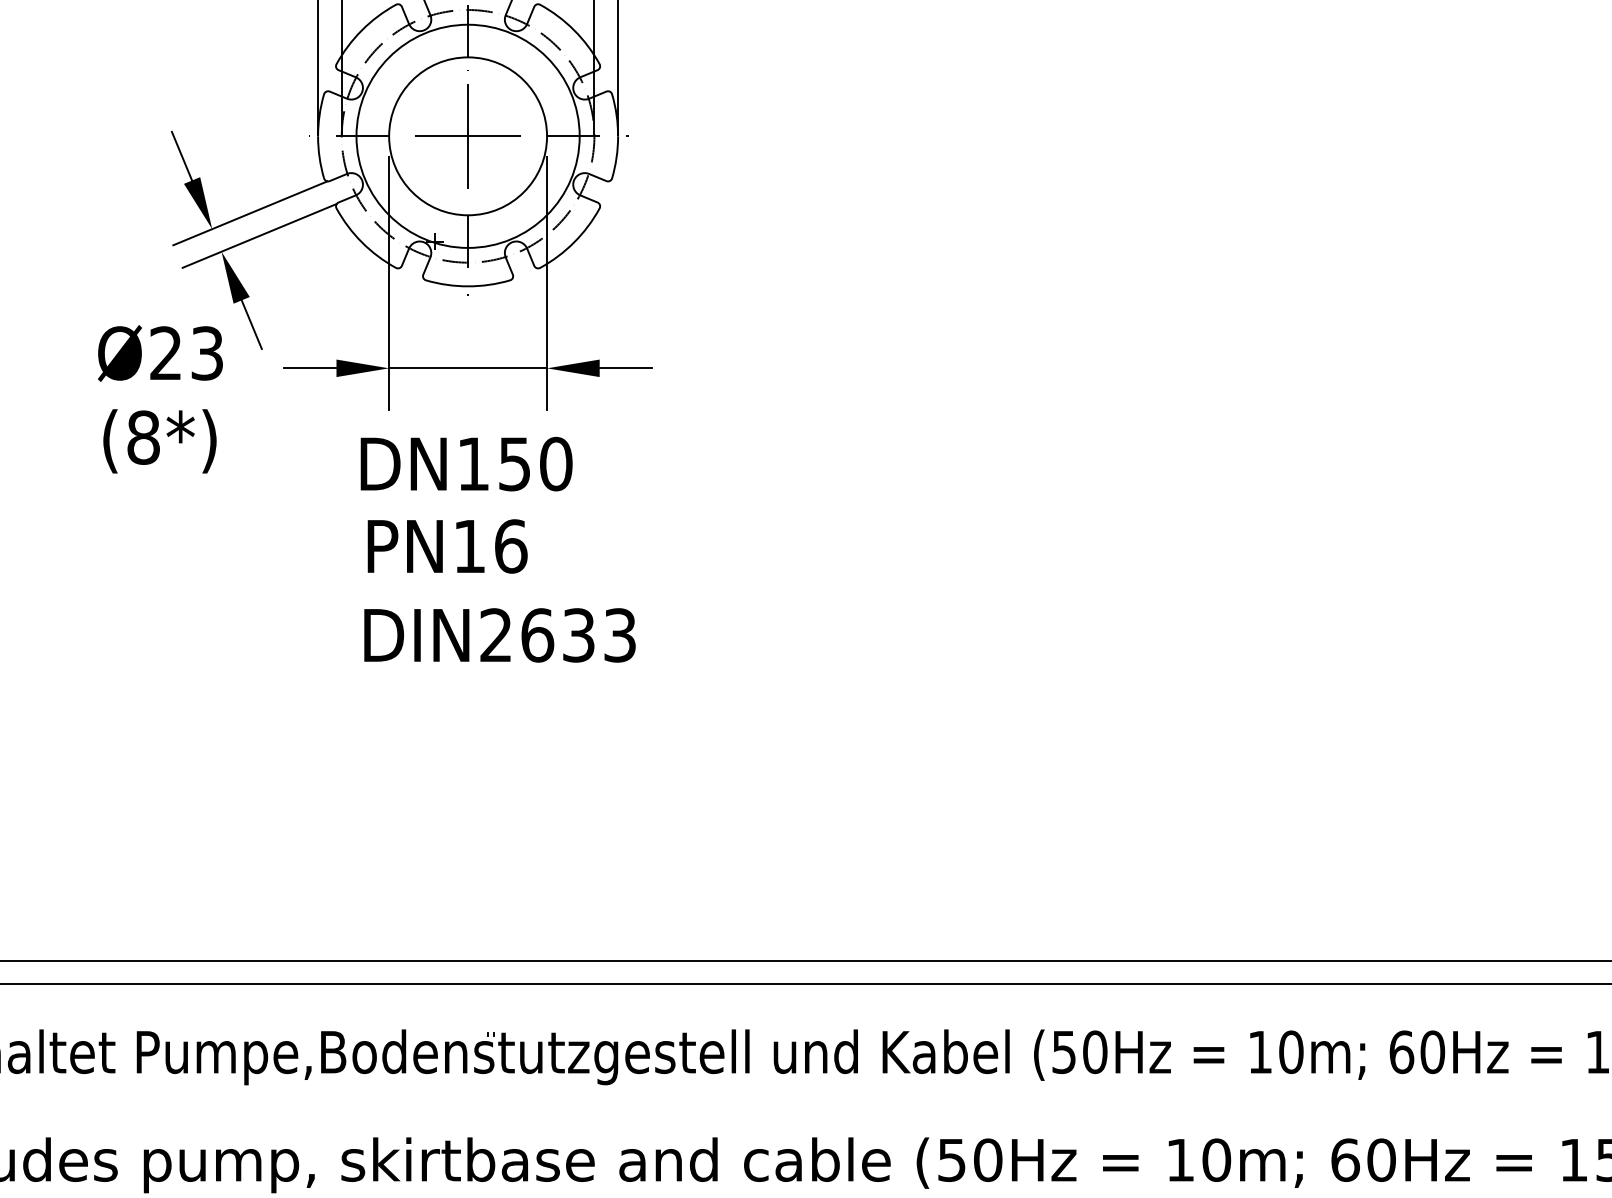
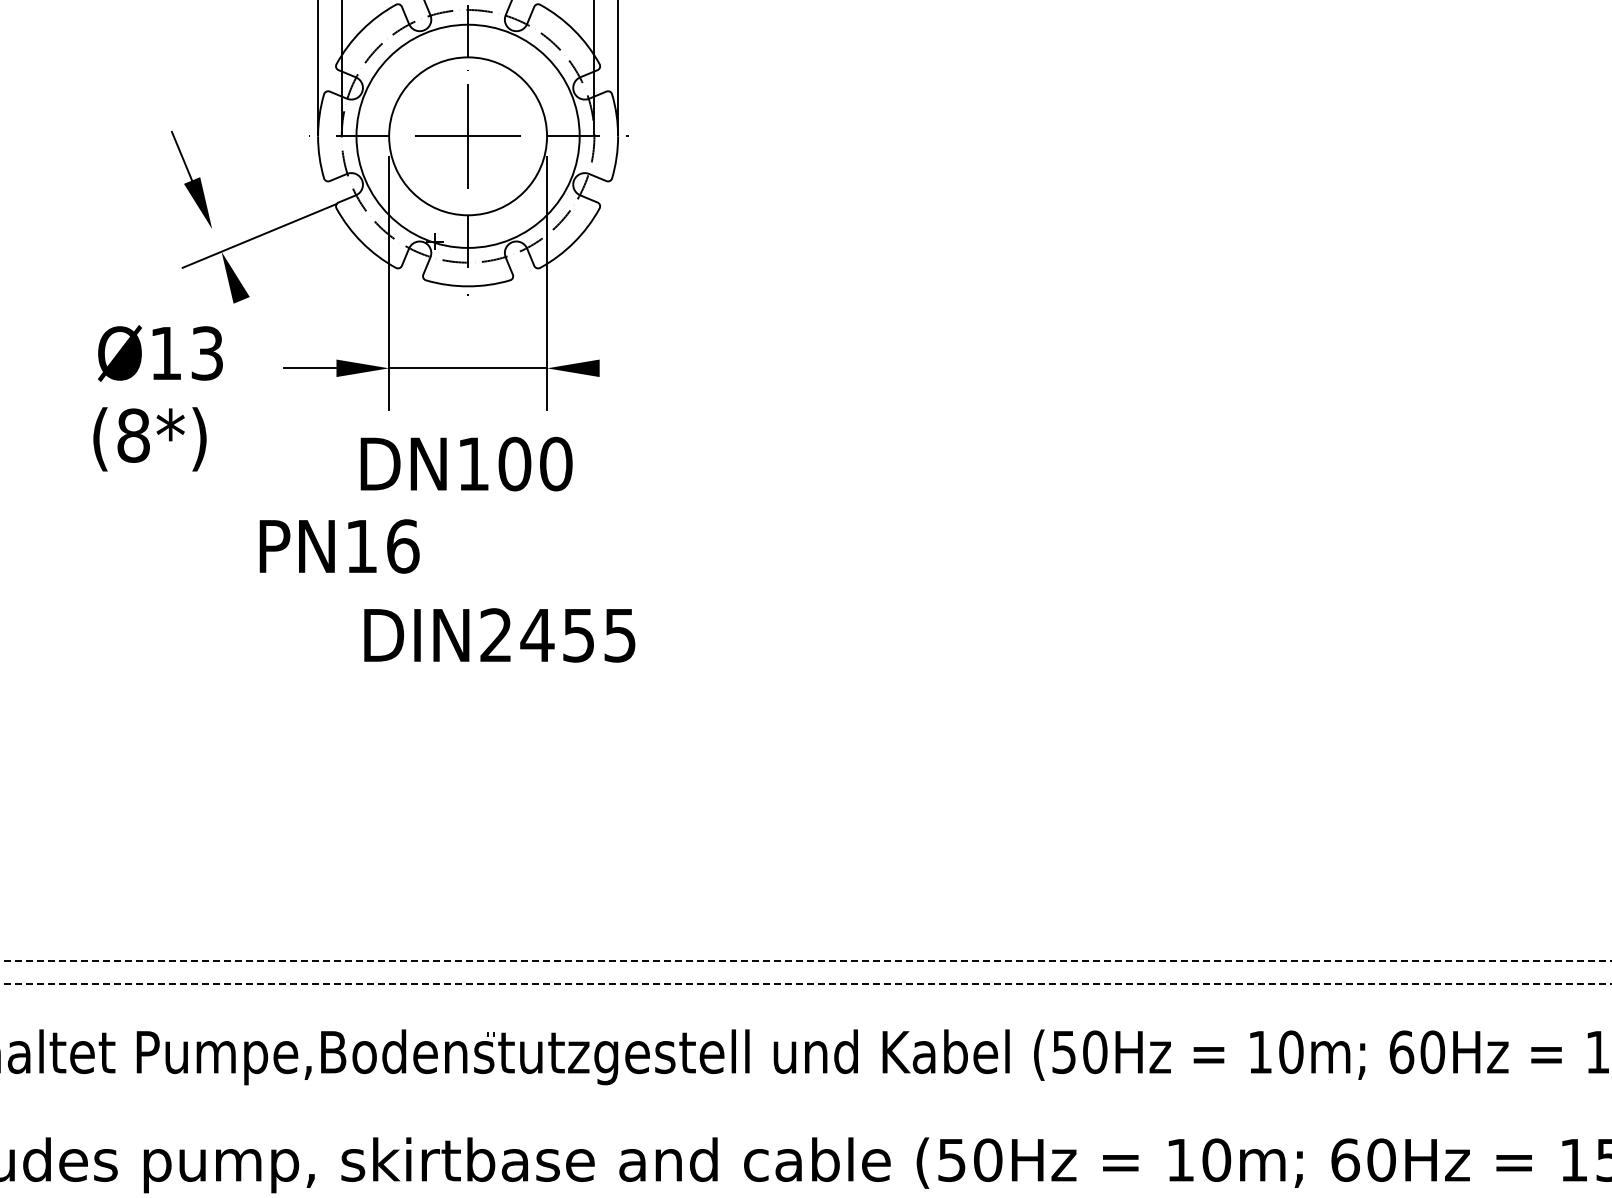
line: present -> none (250, 213)
line: present -> none (251, 324)
text: Ø23 -> Ø13 (165, 352)
line: present -> none (625, 368)
text position: (159, 441) -> (149, 439) (149, 439)
text: DN150 -> DN100 (514, 463)
text position: (447, 546) -> (339, 546) (339, 546)
text: DIN2633 -> DIN2455 (577, 635)
line: solid -> dashed (805, 961)
line: solid -> dashed (805, 984)
